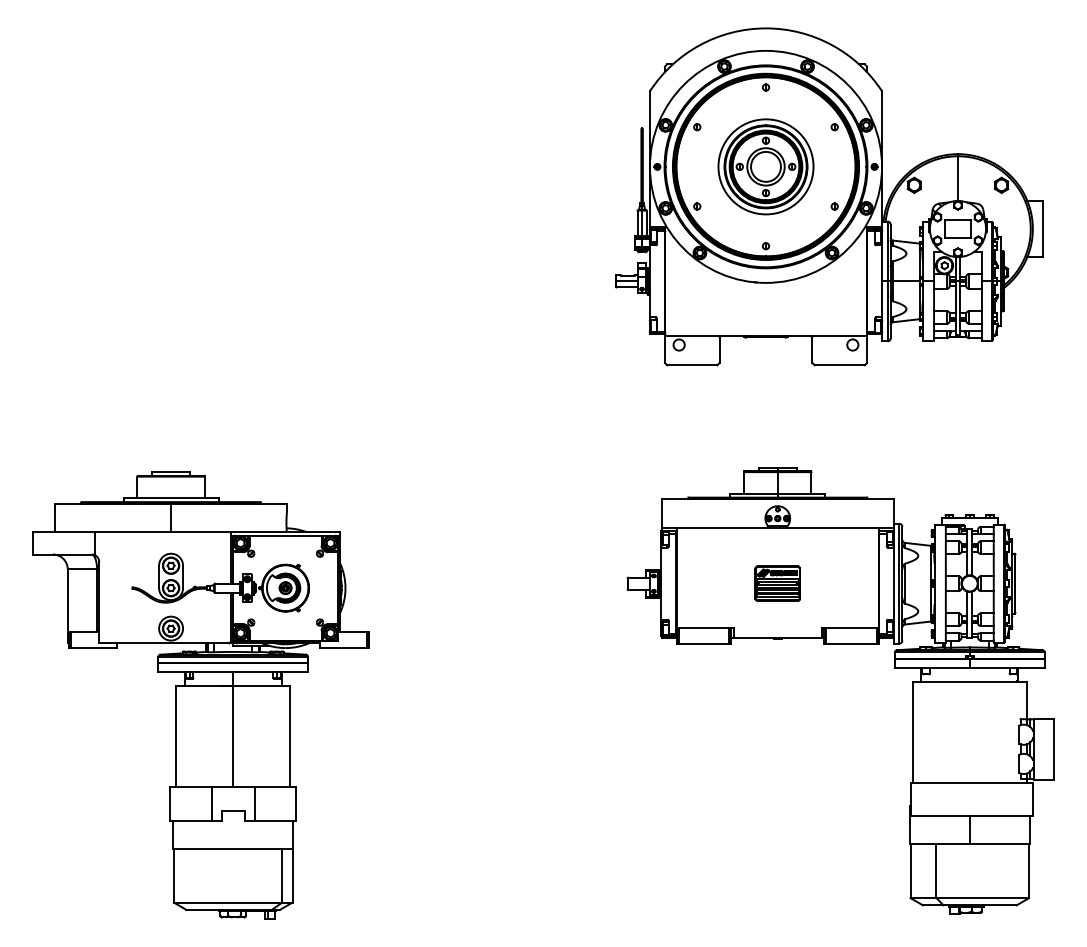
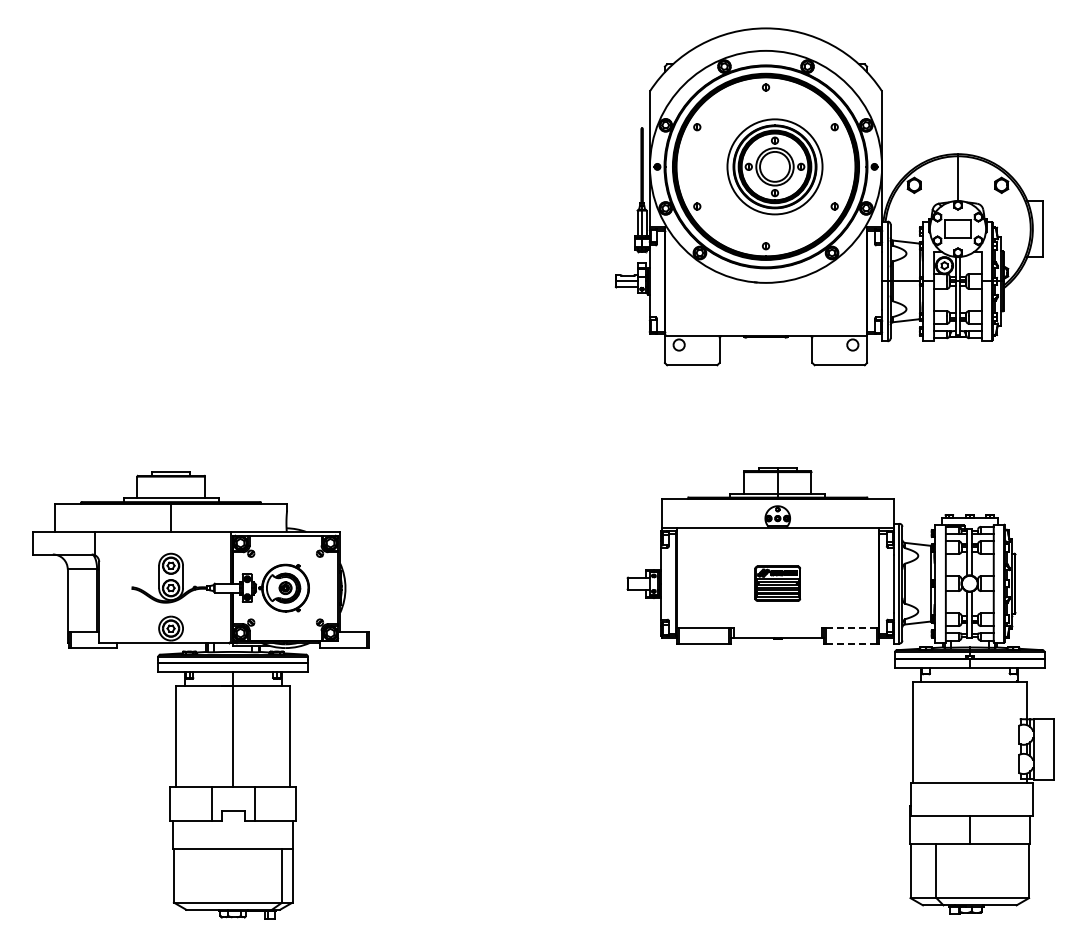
part position: (765, 166) -> (774, 166) (774, 166)
line: solid -> dashed (851, 627)
line: solid -> dashed (851, 643)
